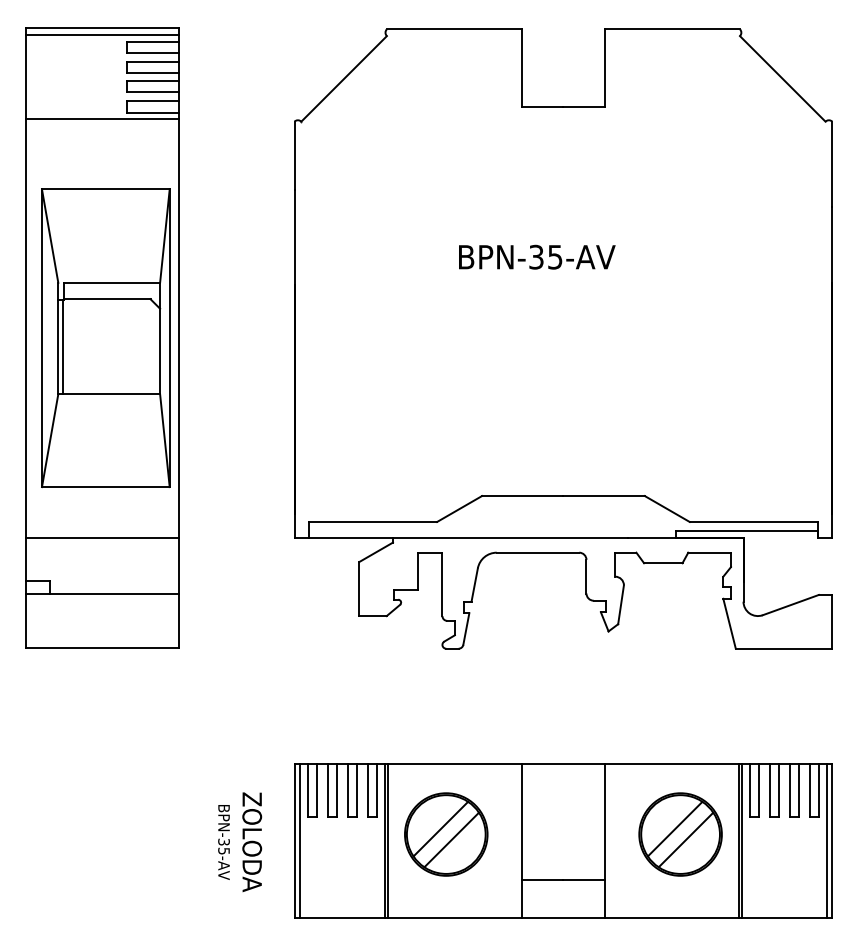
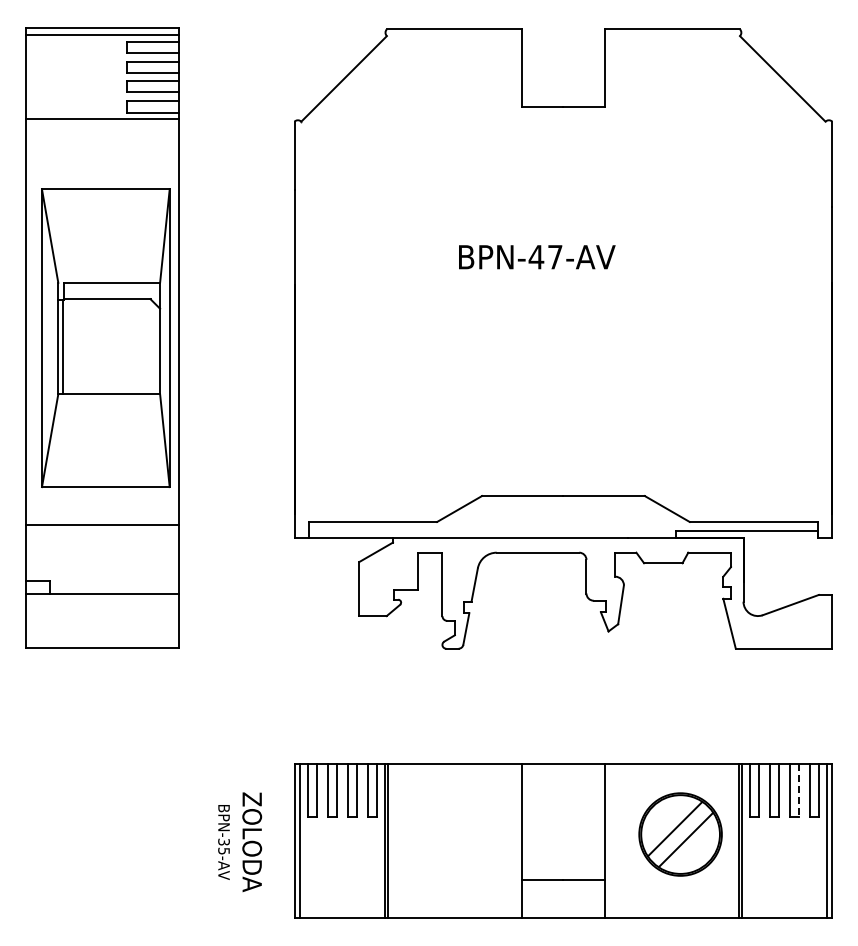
text: BPN-35-AV -> BPN-47-AV (545, 256)
line position: (102, 538) -> (102, 525) (102, 525)
line: solid -> dashed (799, 790)
part: present -> none (446, 834)
